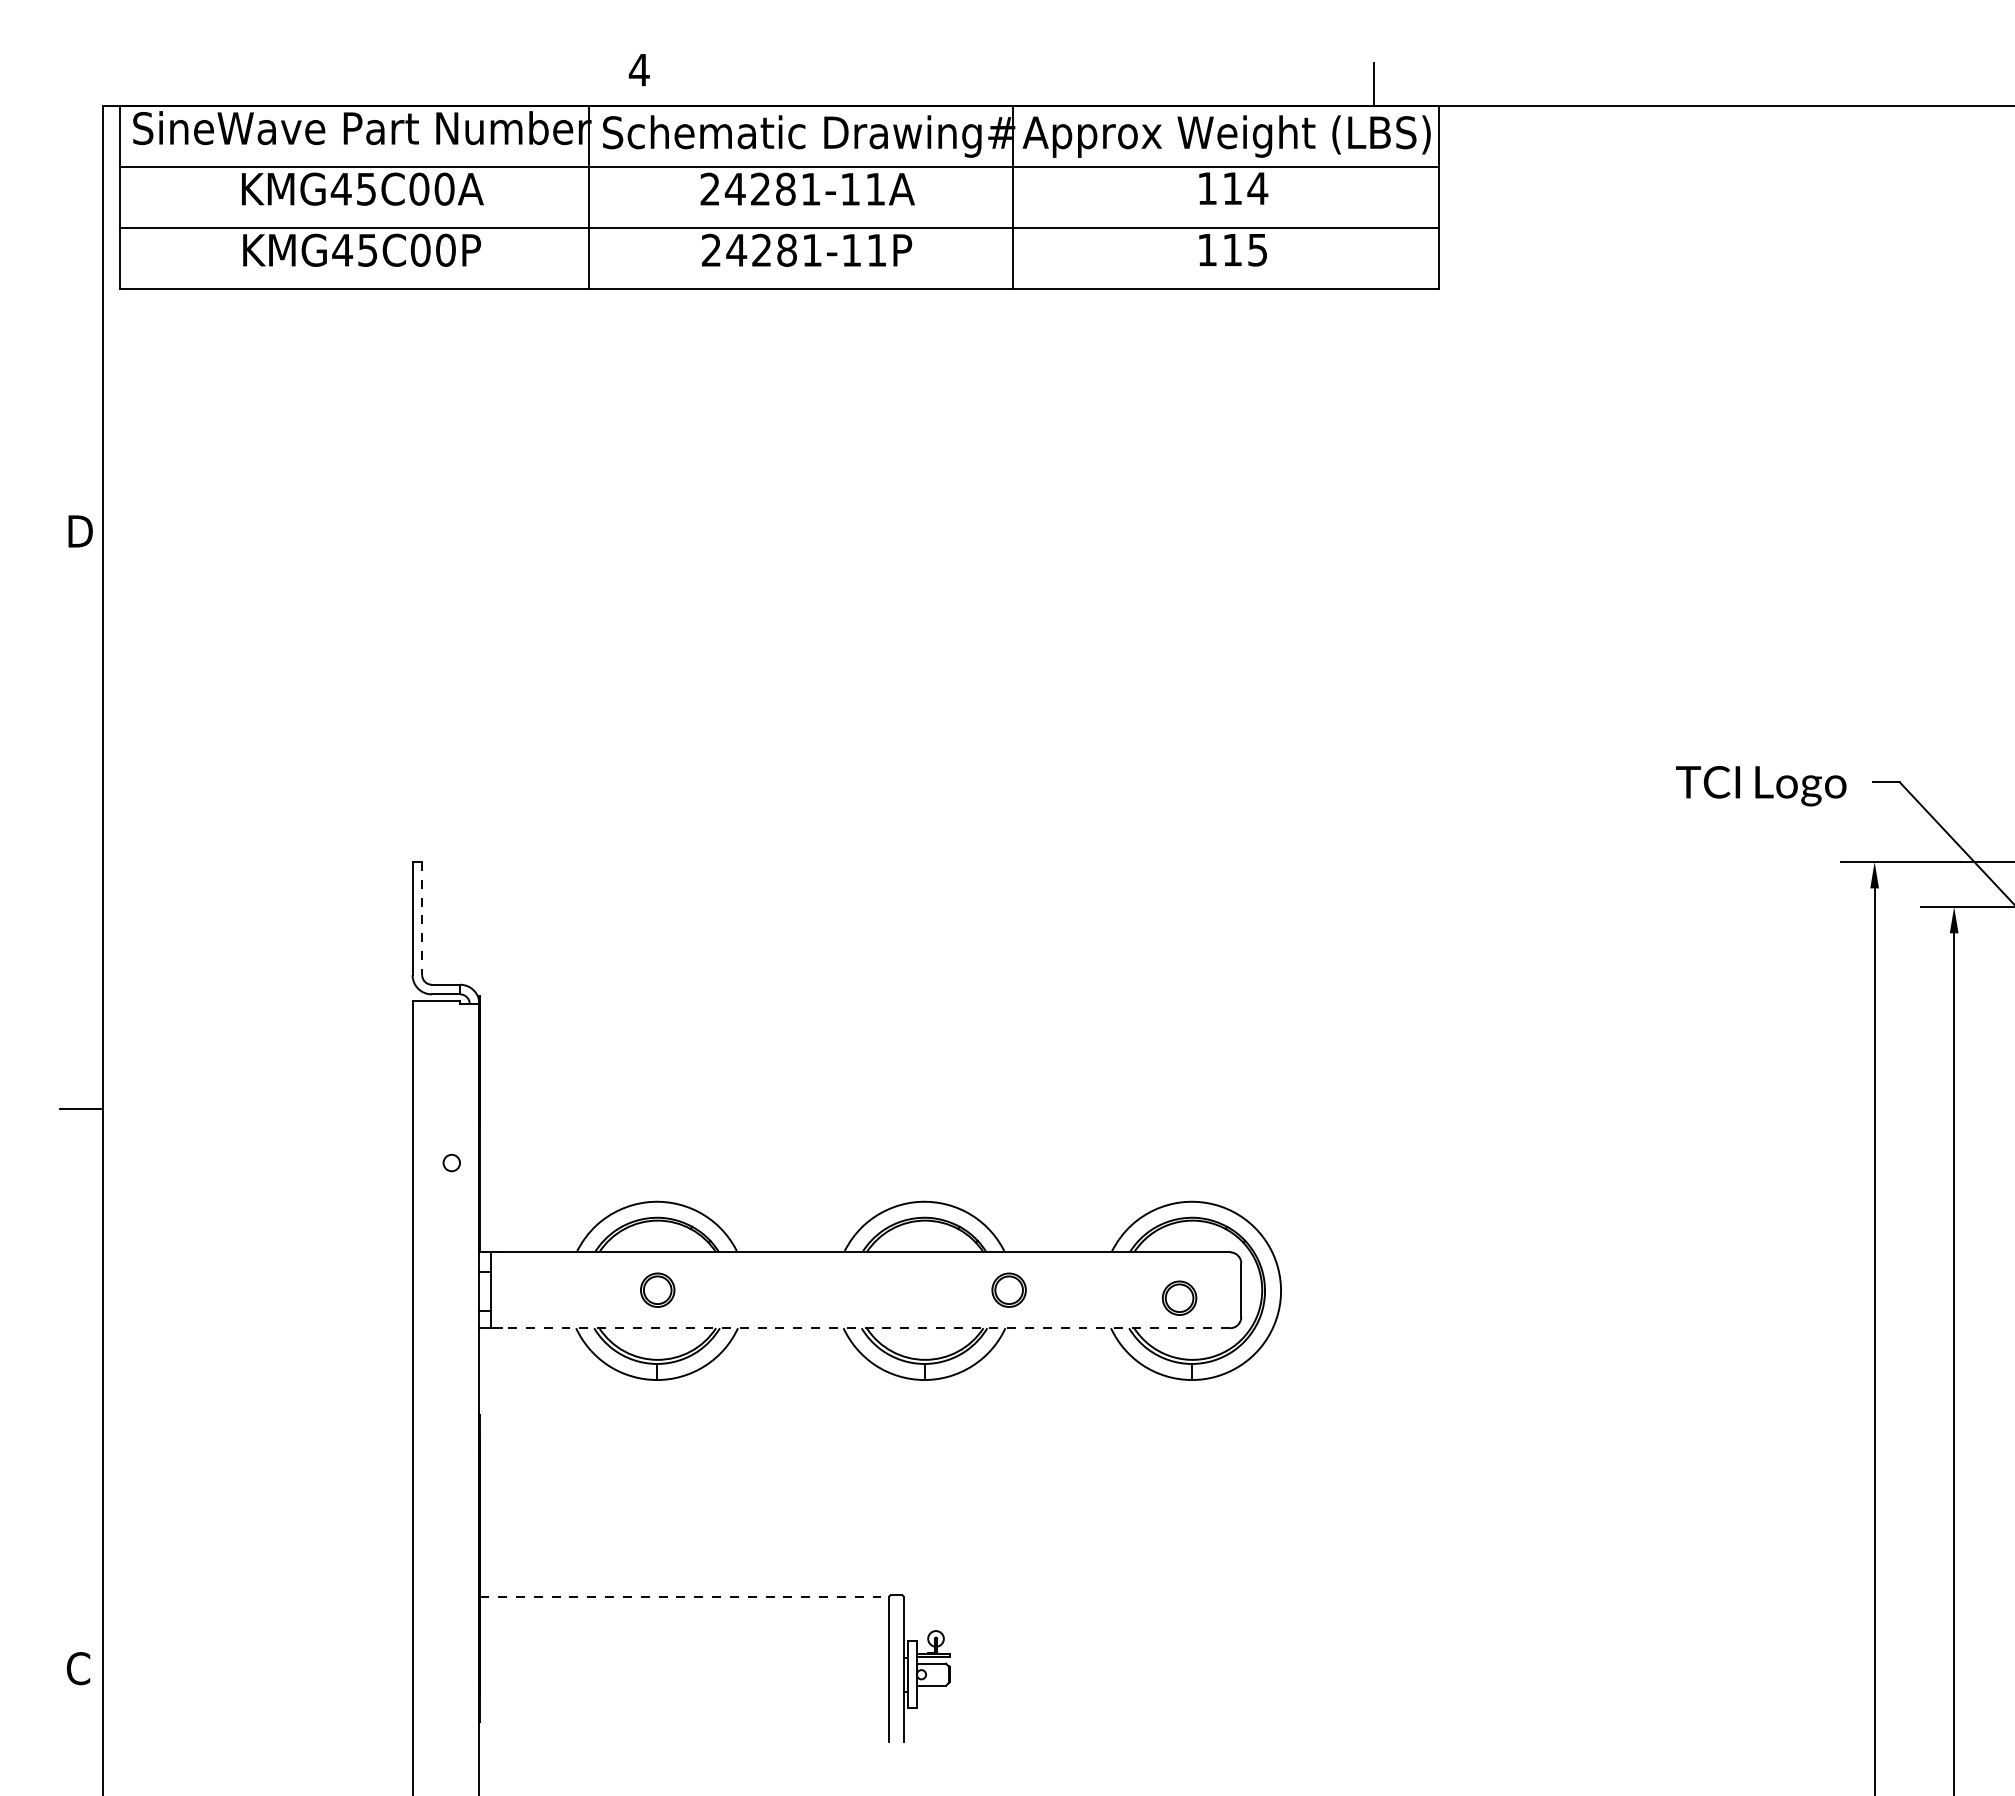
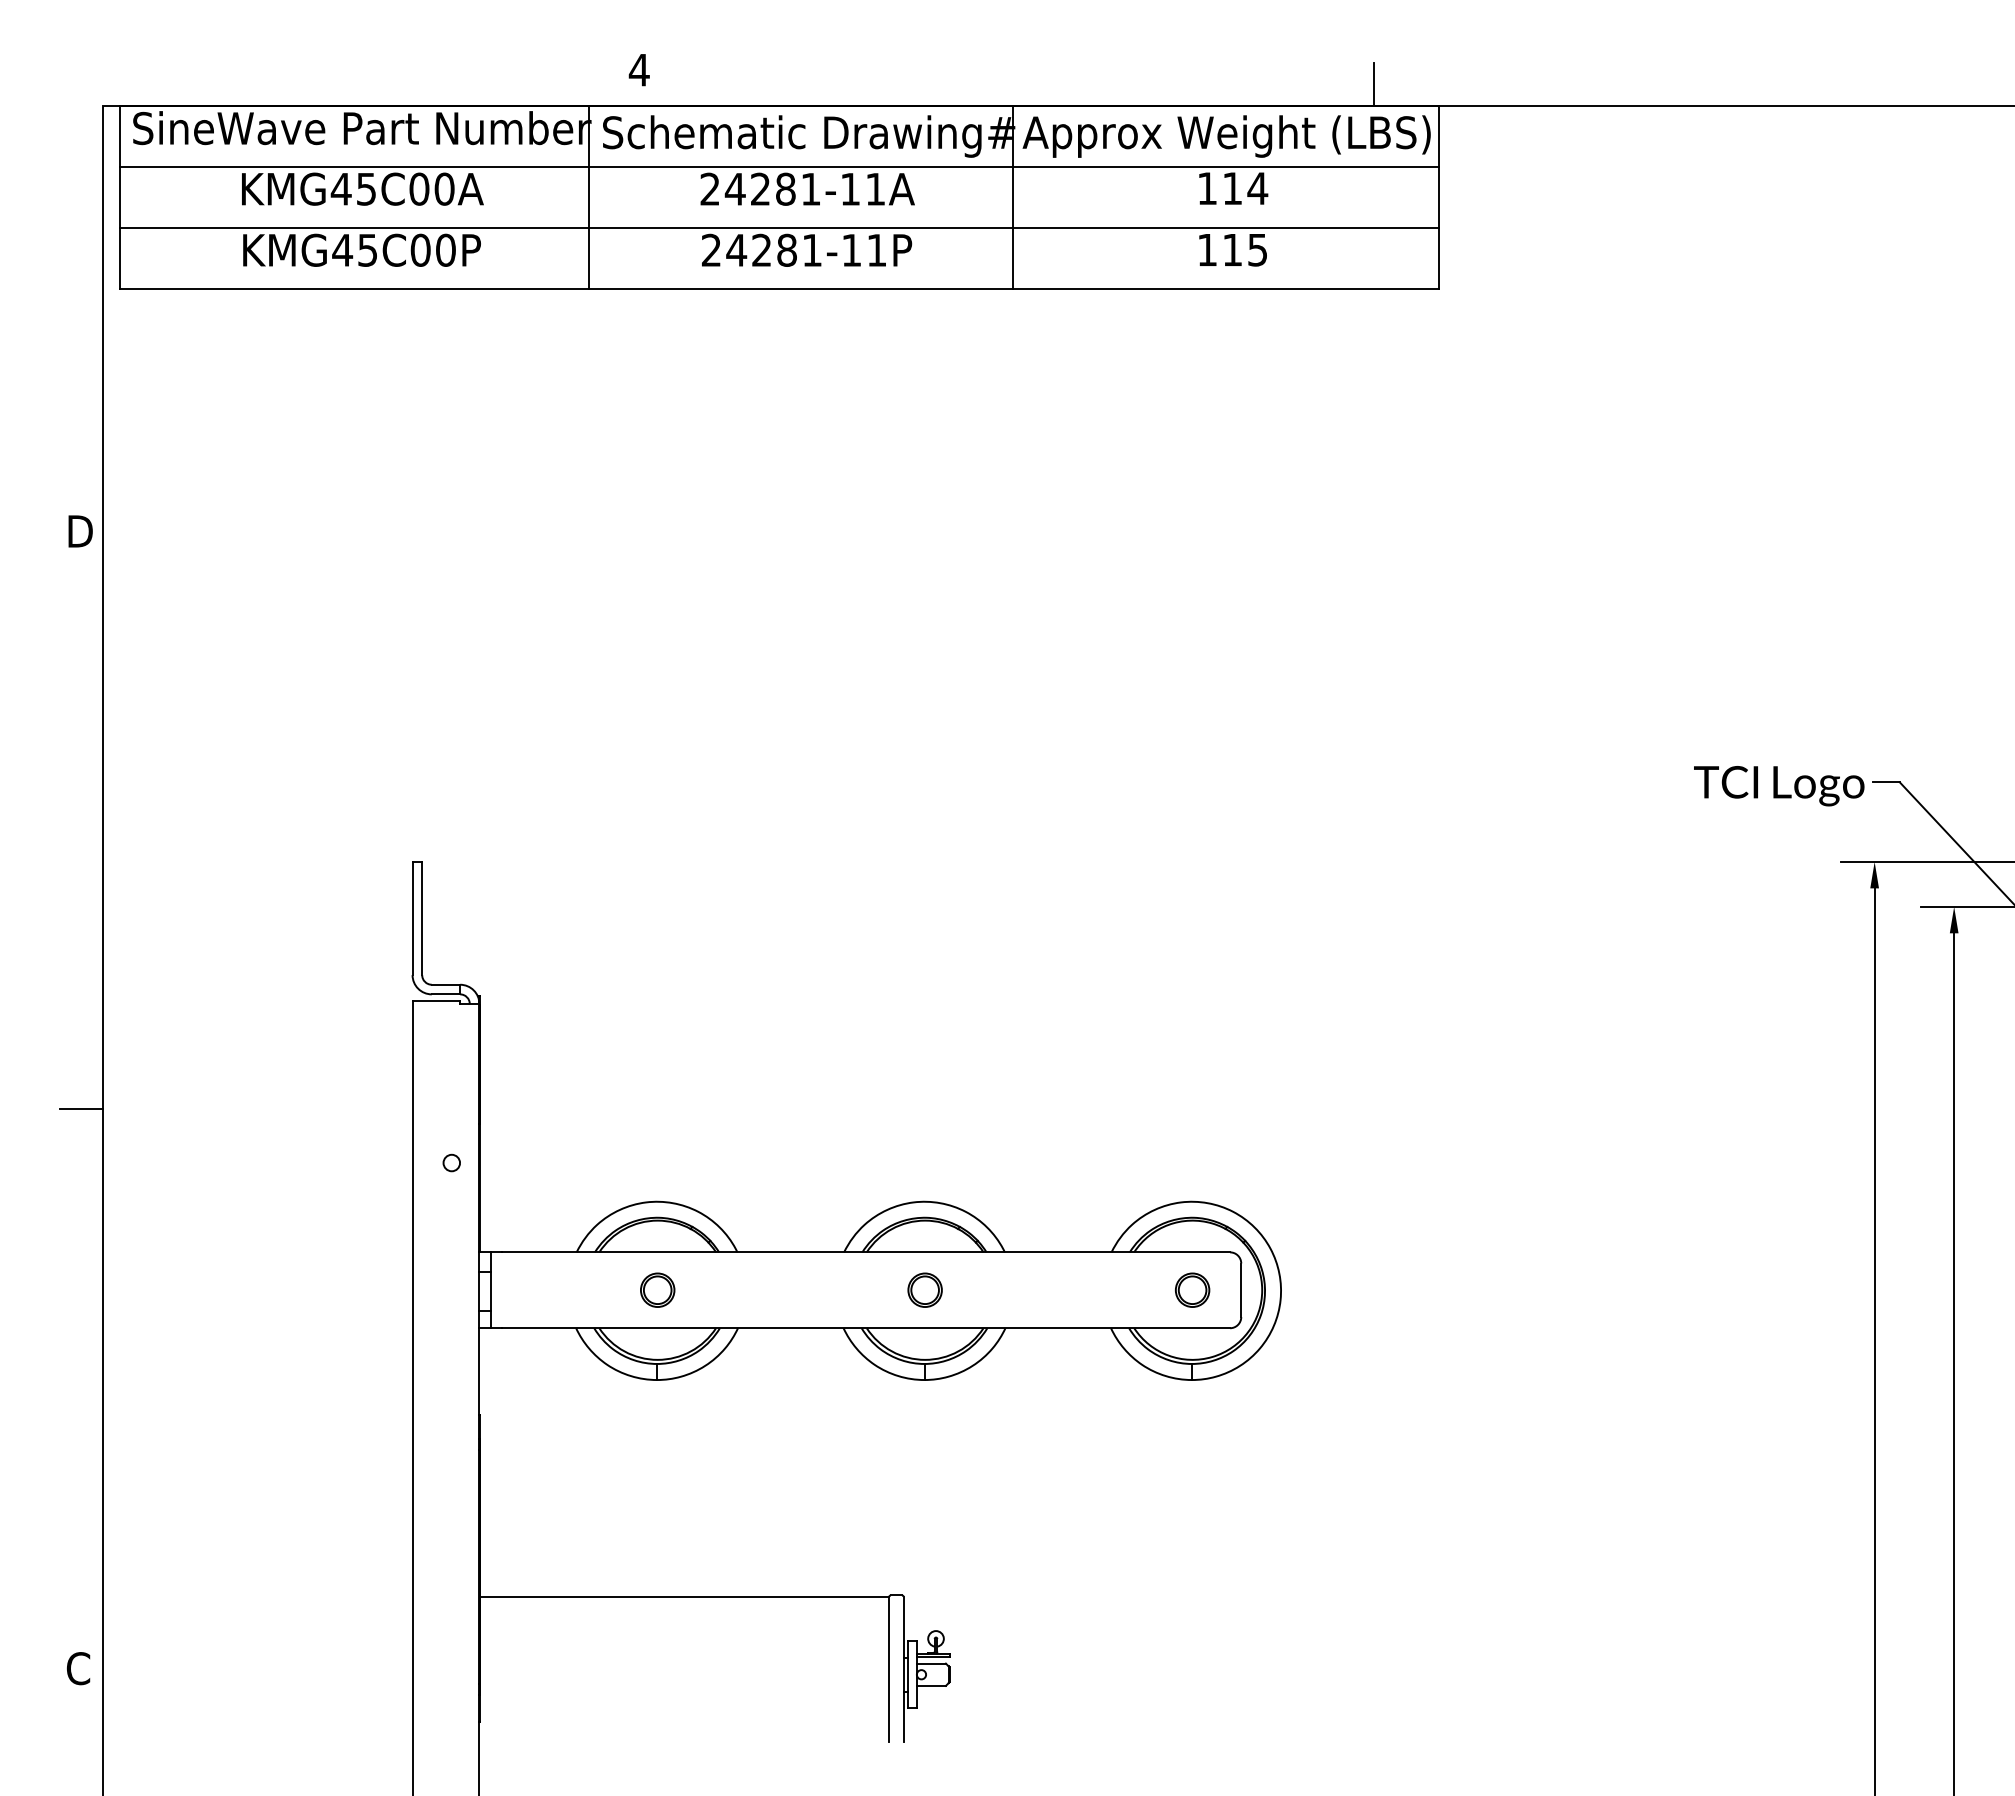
text position: (1761, 786) -> (1779, 786) (1779, 786)
line: dashed -> solid (422, 918)
part position: (1008, 1289) -> (924, 1289) (924, 1289)
part position: (1179, 1297) -> (1192, 1289) (1192, 1289)
line: dashed -> solid (865, 1328)
line: dashed -> solid (685, 1596)
